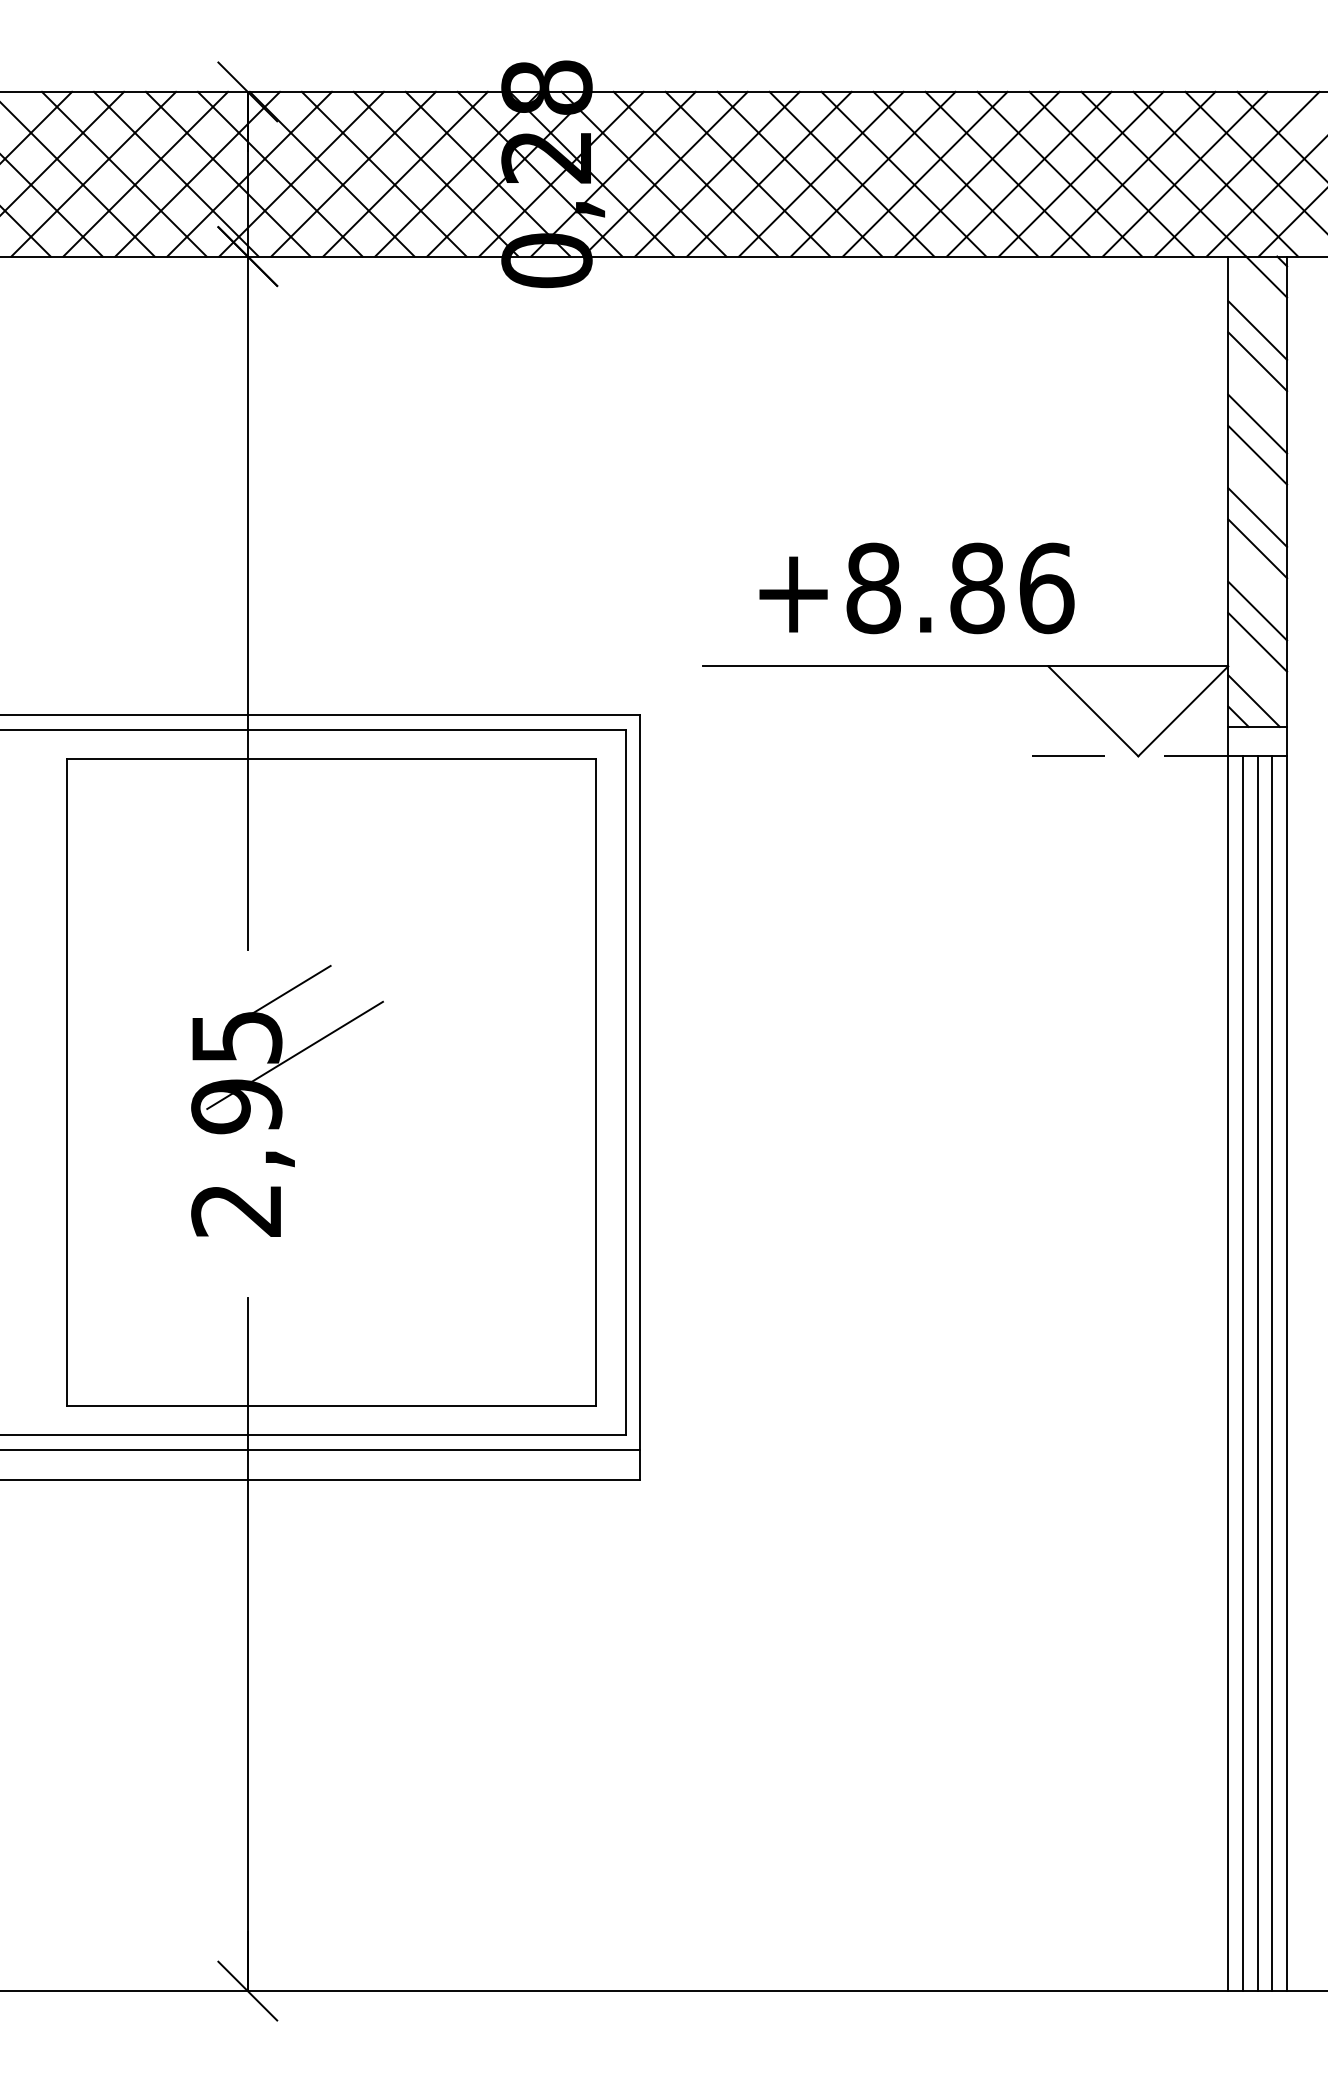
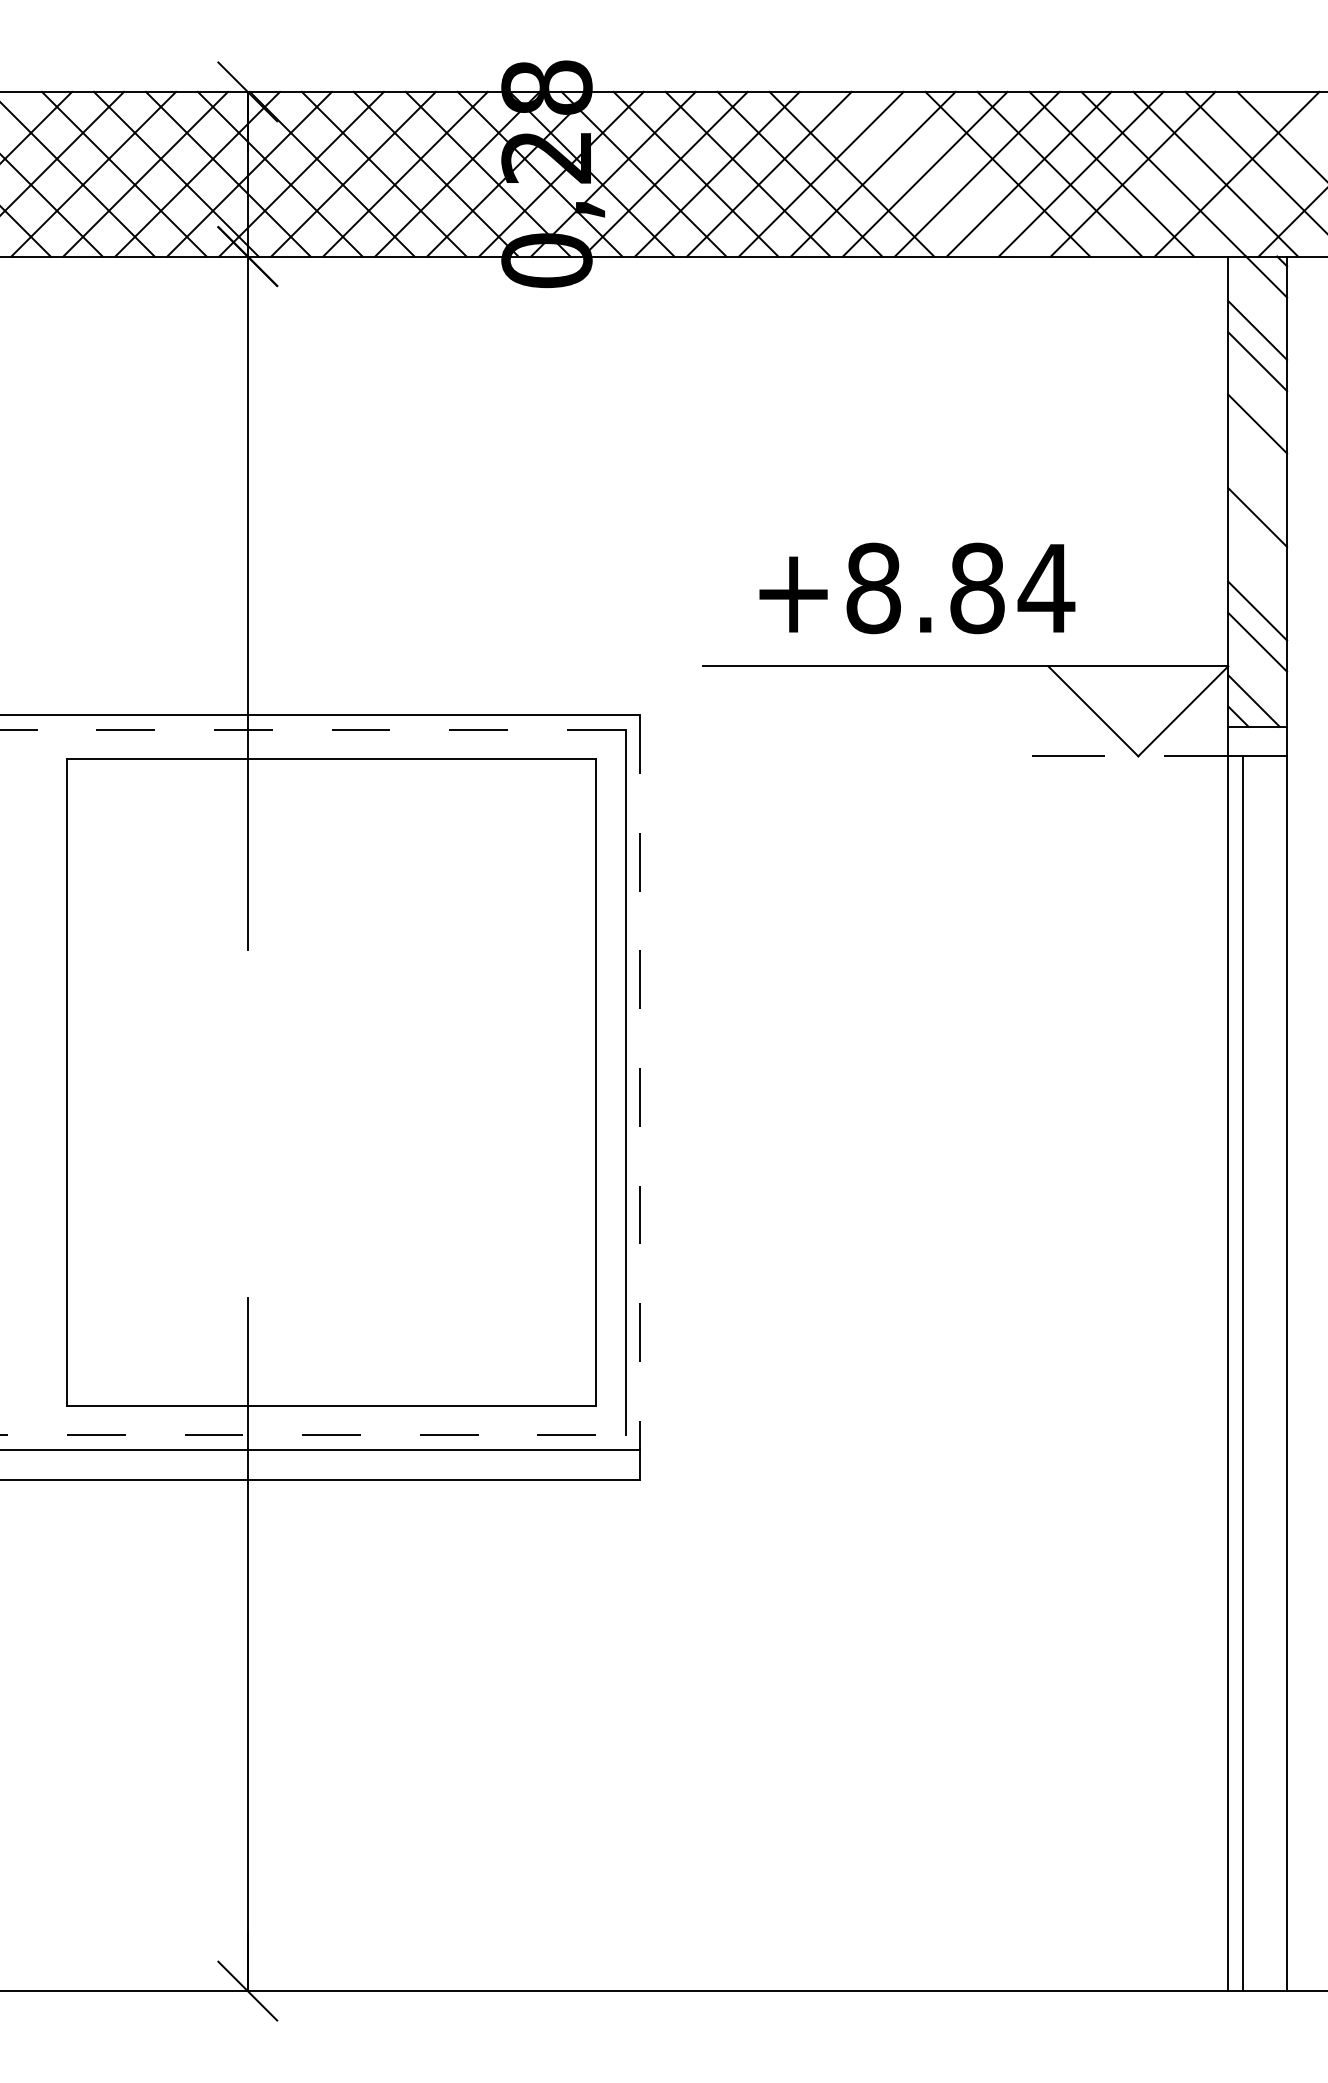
line: present -> none (903, 173)
line: present -> none (955, 173)
line: present -> none (1184, 173)
line: present -> none (1265, 197)
line: present -> none (1257, 454)
line: present -> none (1257, 548)
text: +8.86 -> +8.84 (1046, 588)
line: solid -> dashed (312, 729)
line: solid -> dashed (640, 1083)
part: present -> none (281, 1103)
line: present -> none (1257, 1373)
line: present -> none (1272, 1373)
line: solid -> dashed (313, 1435)
